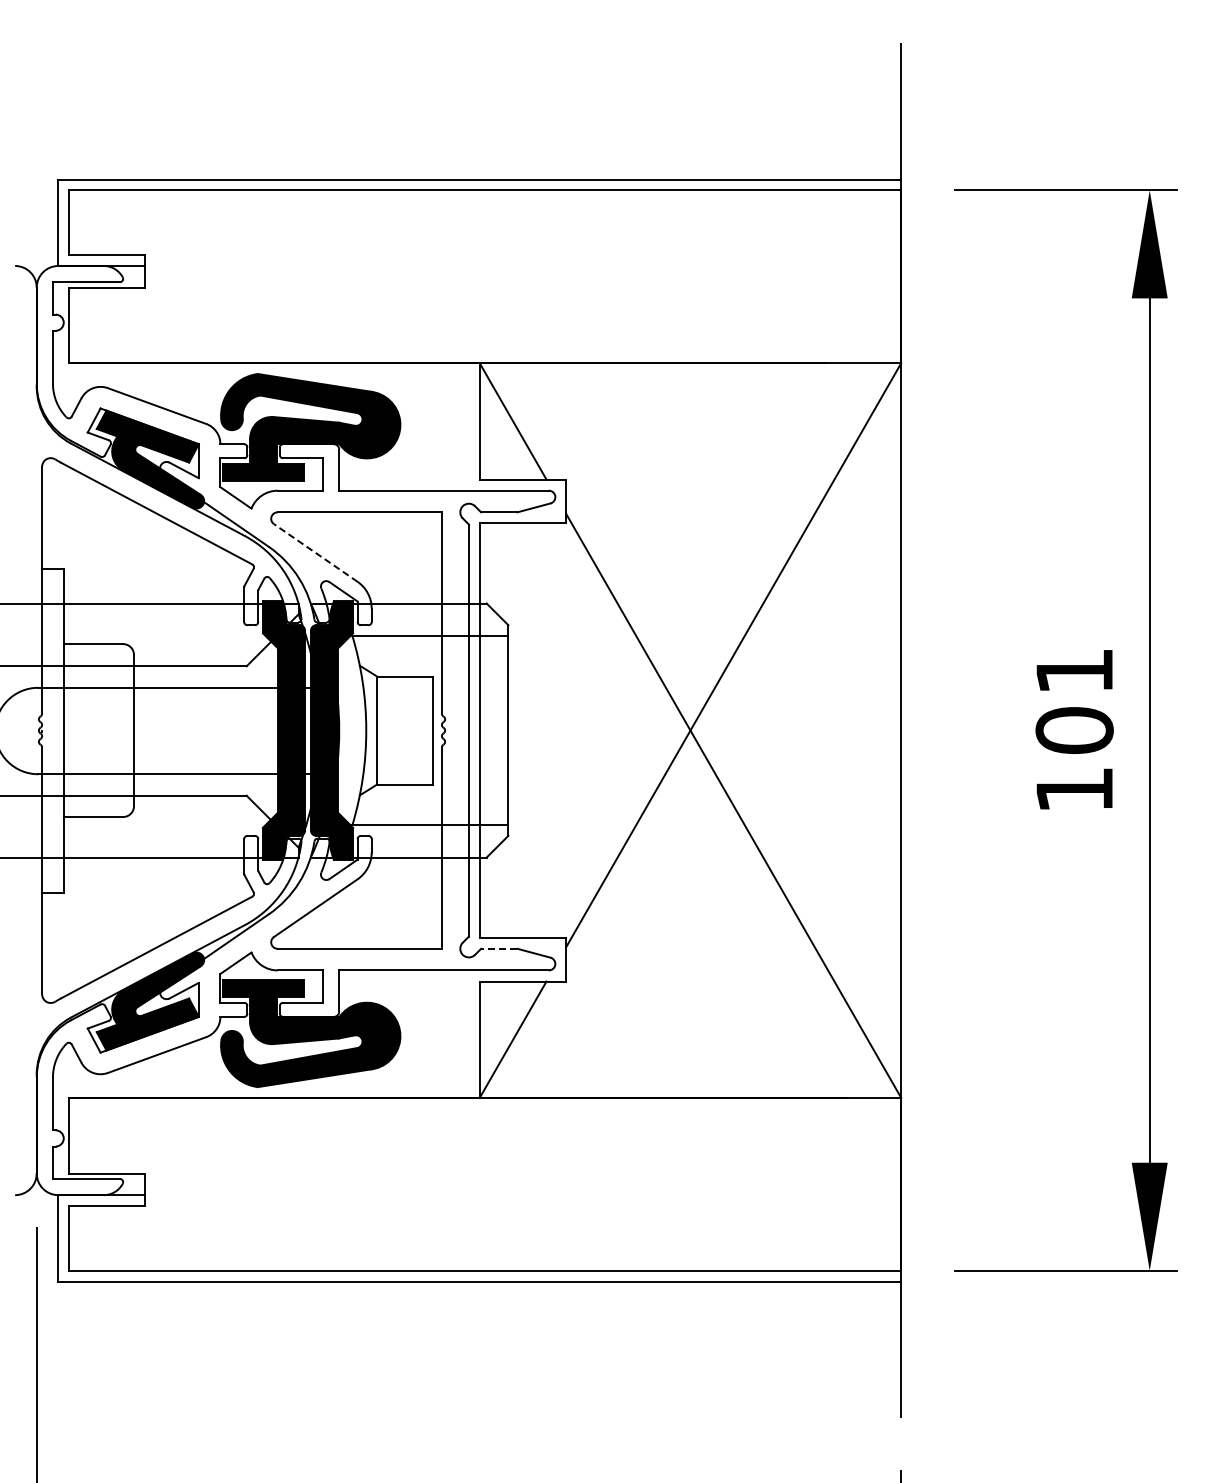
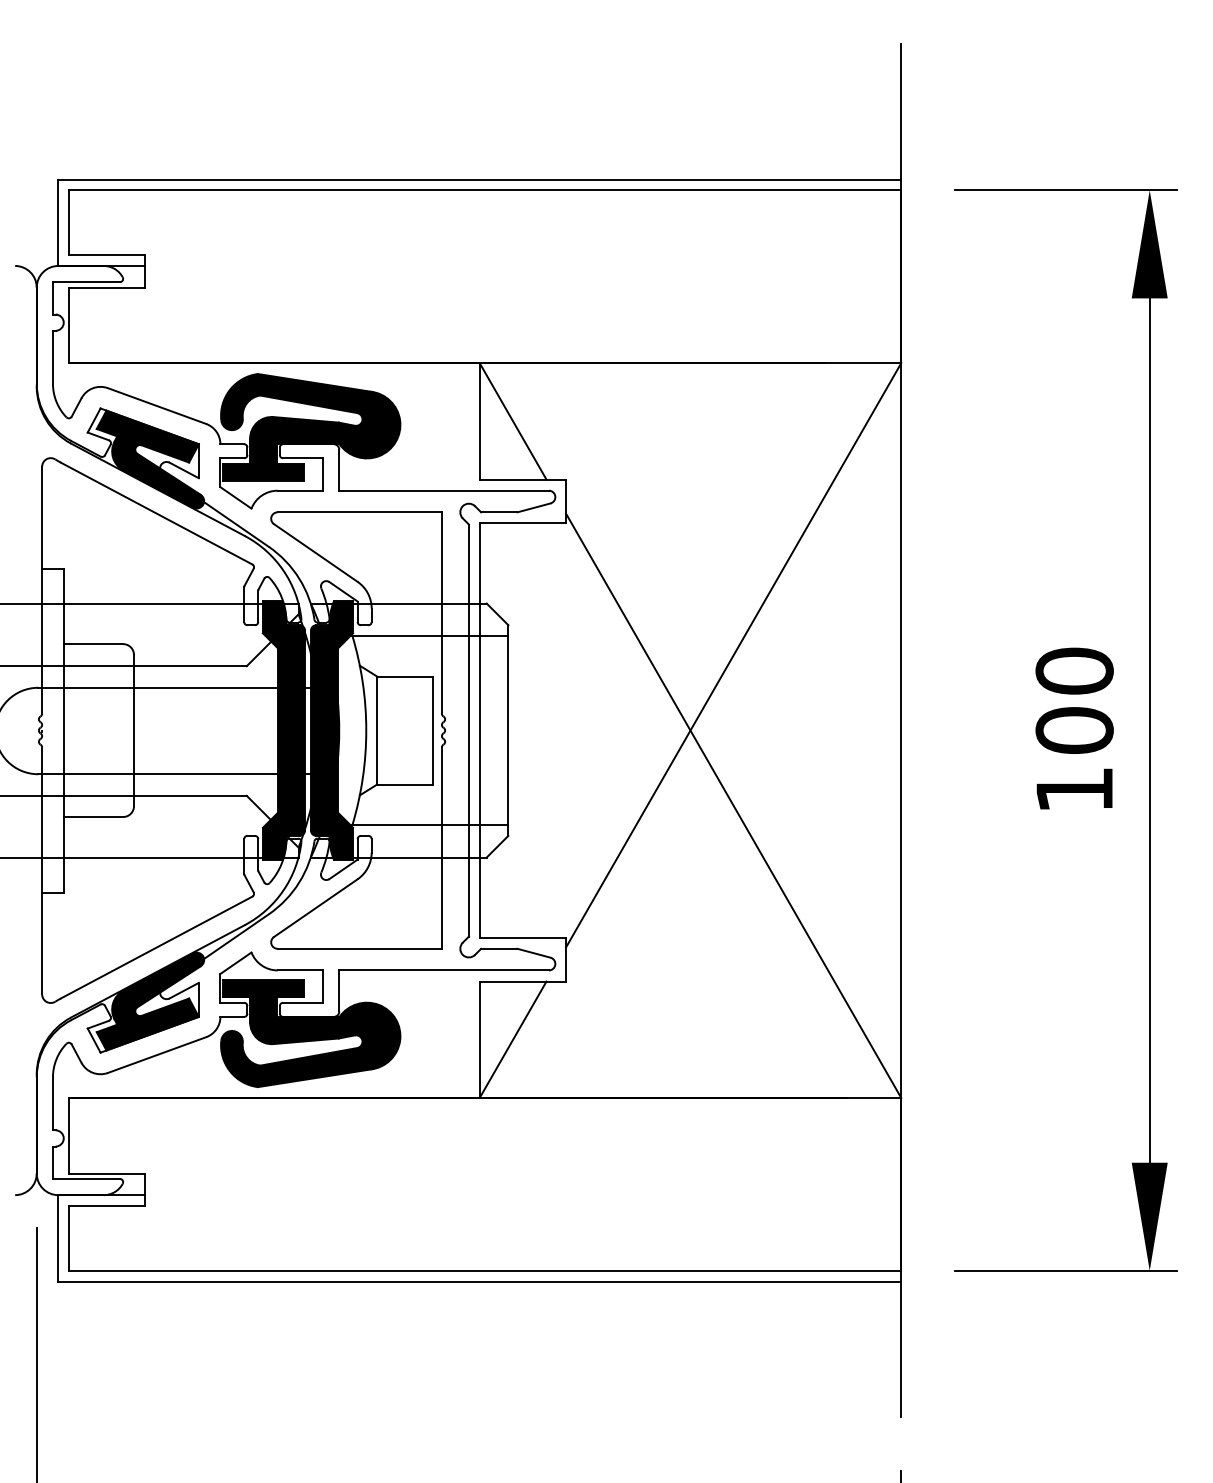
line: dashed -> solid (315, 553)
text: 101 -> 100 (1074, 670)
line: dashed -> solid (498, 948)
